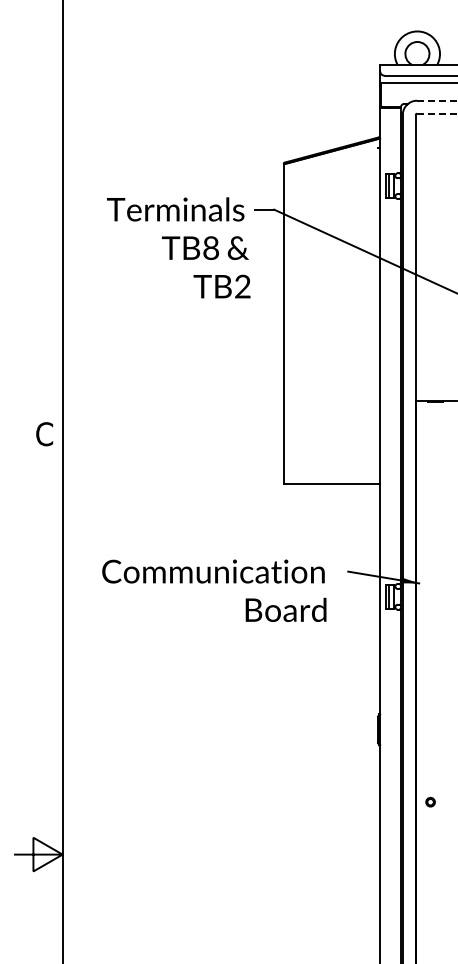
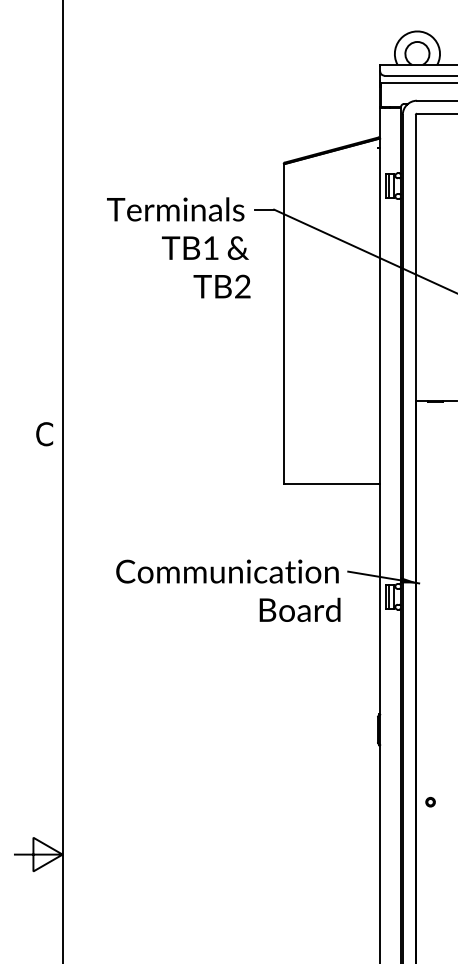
line: dashed -> solid (437, 100)
line: dashed -> solid (437, 113)
text: TB8 -> TB1 (211, 247)
text position: (214, 590) -> (228, 590) (228, 590)
